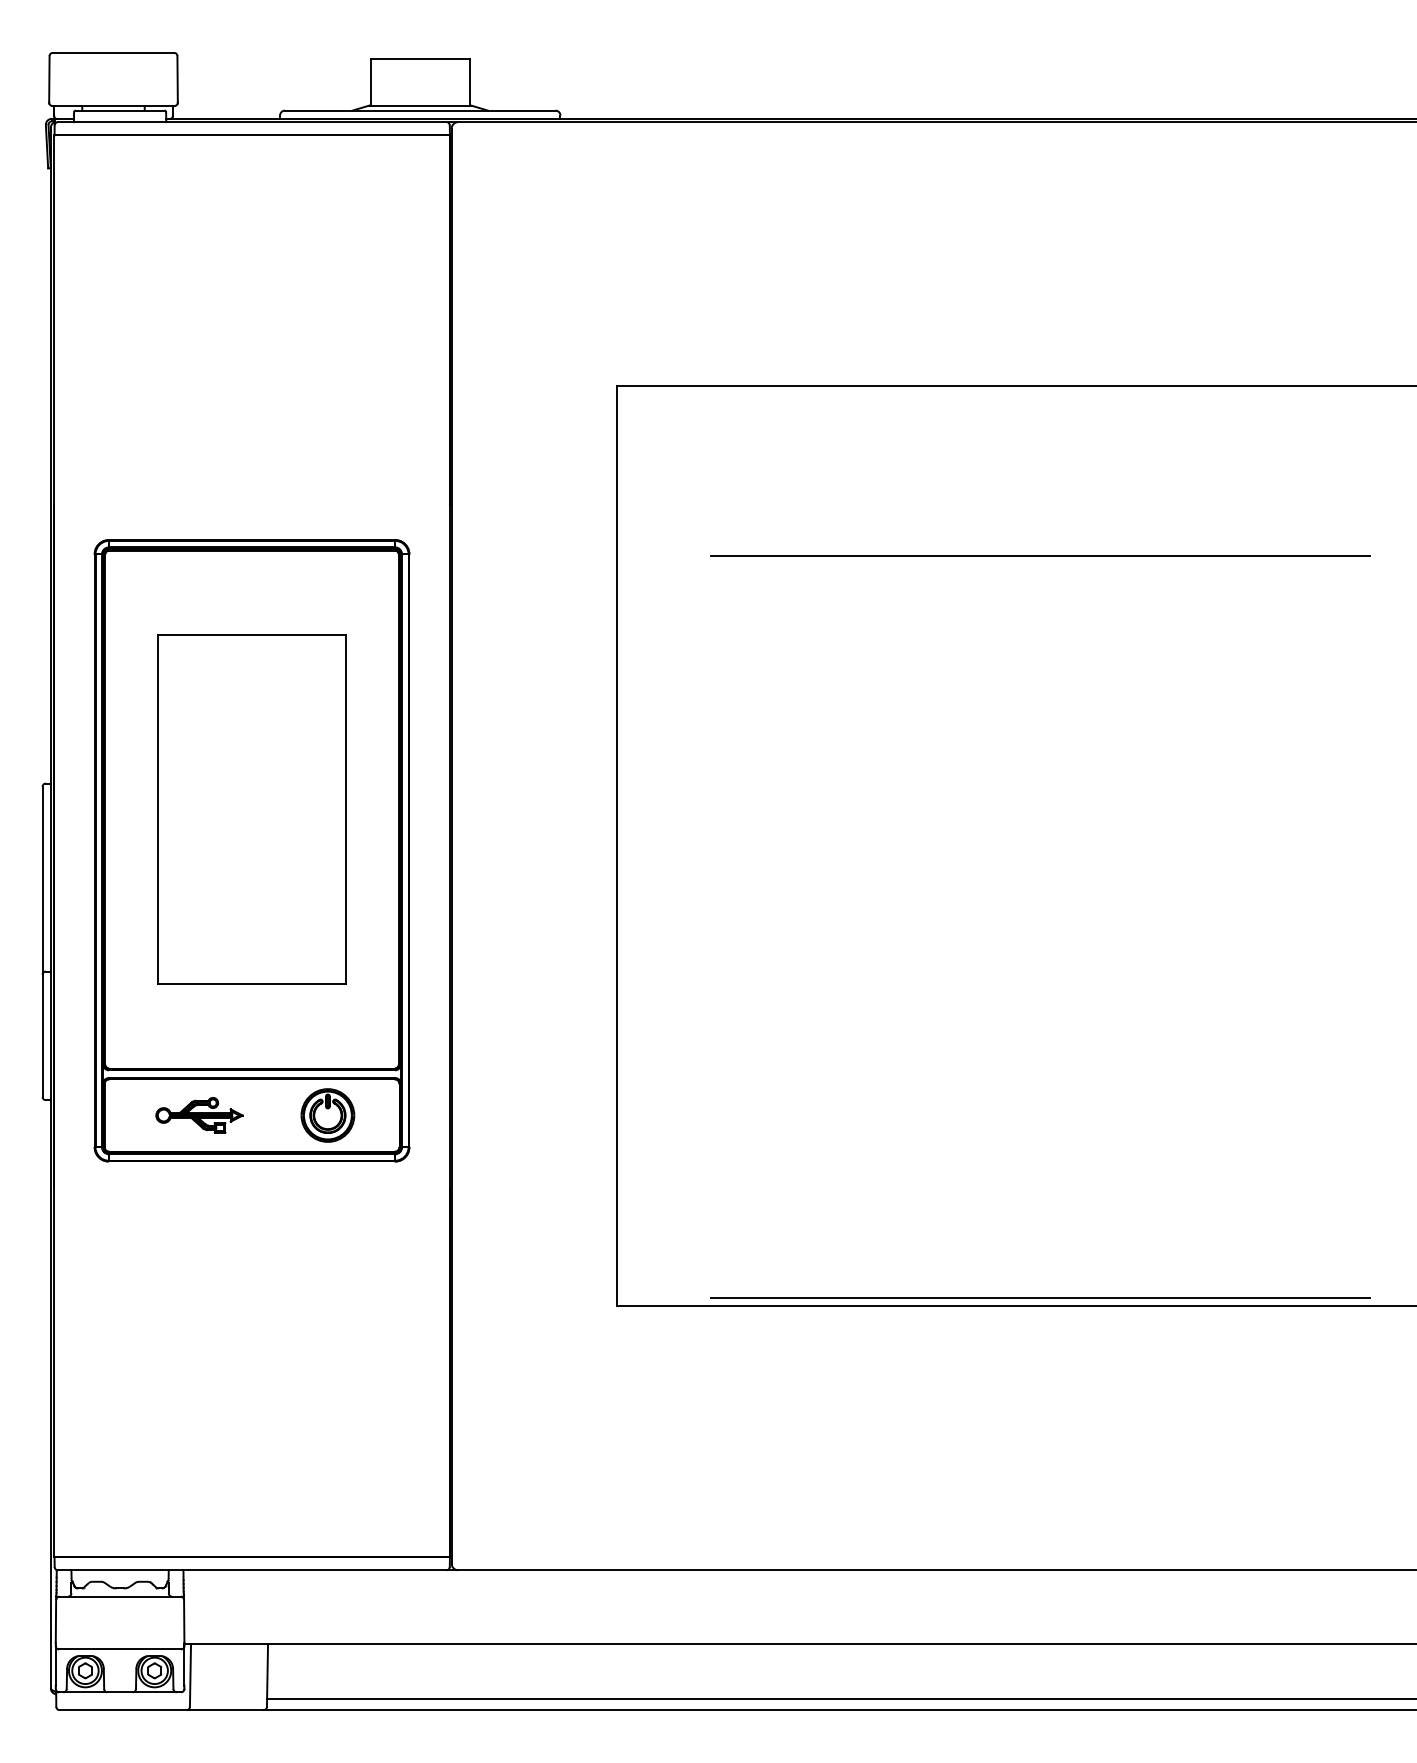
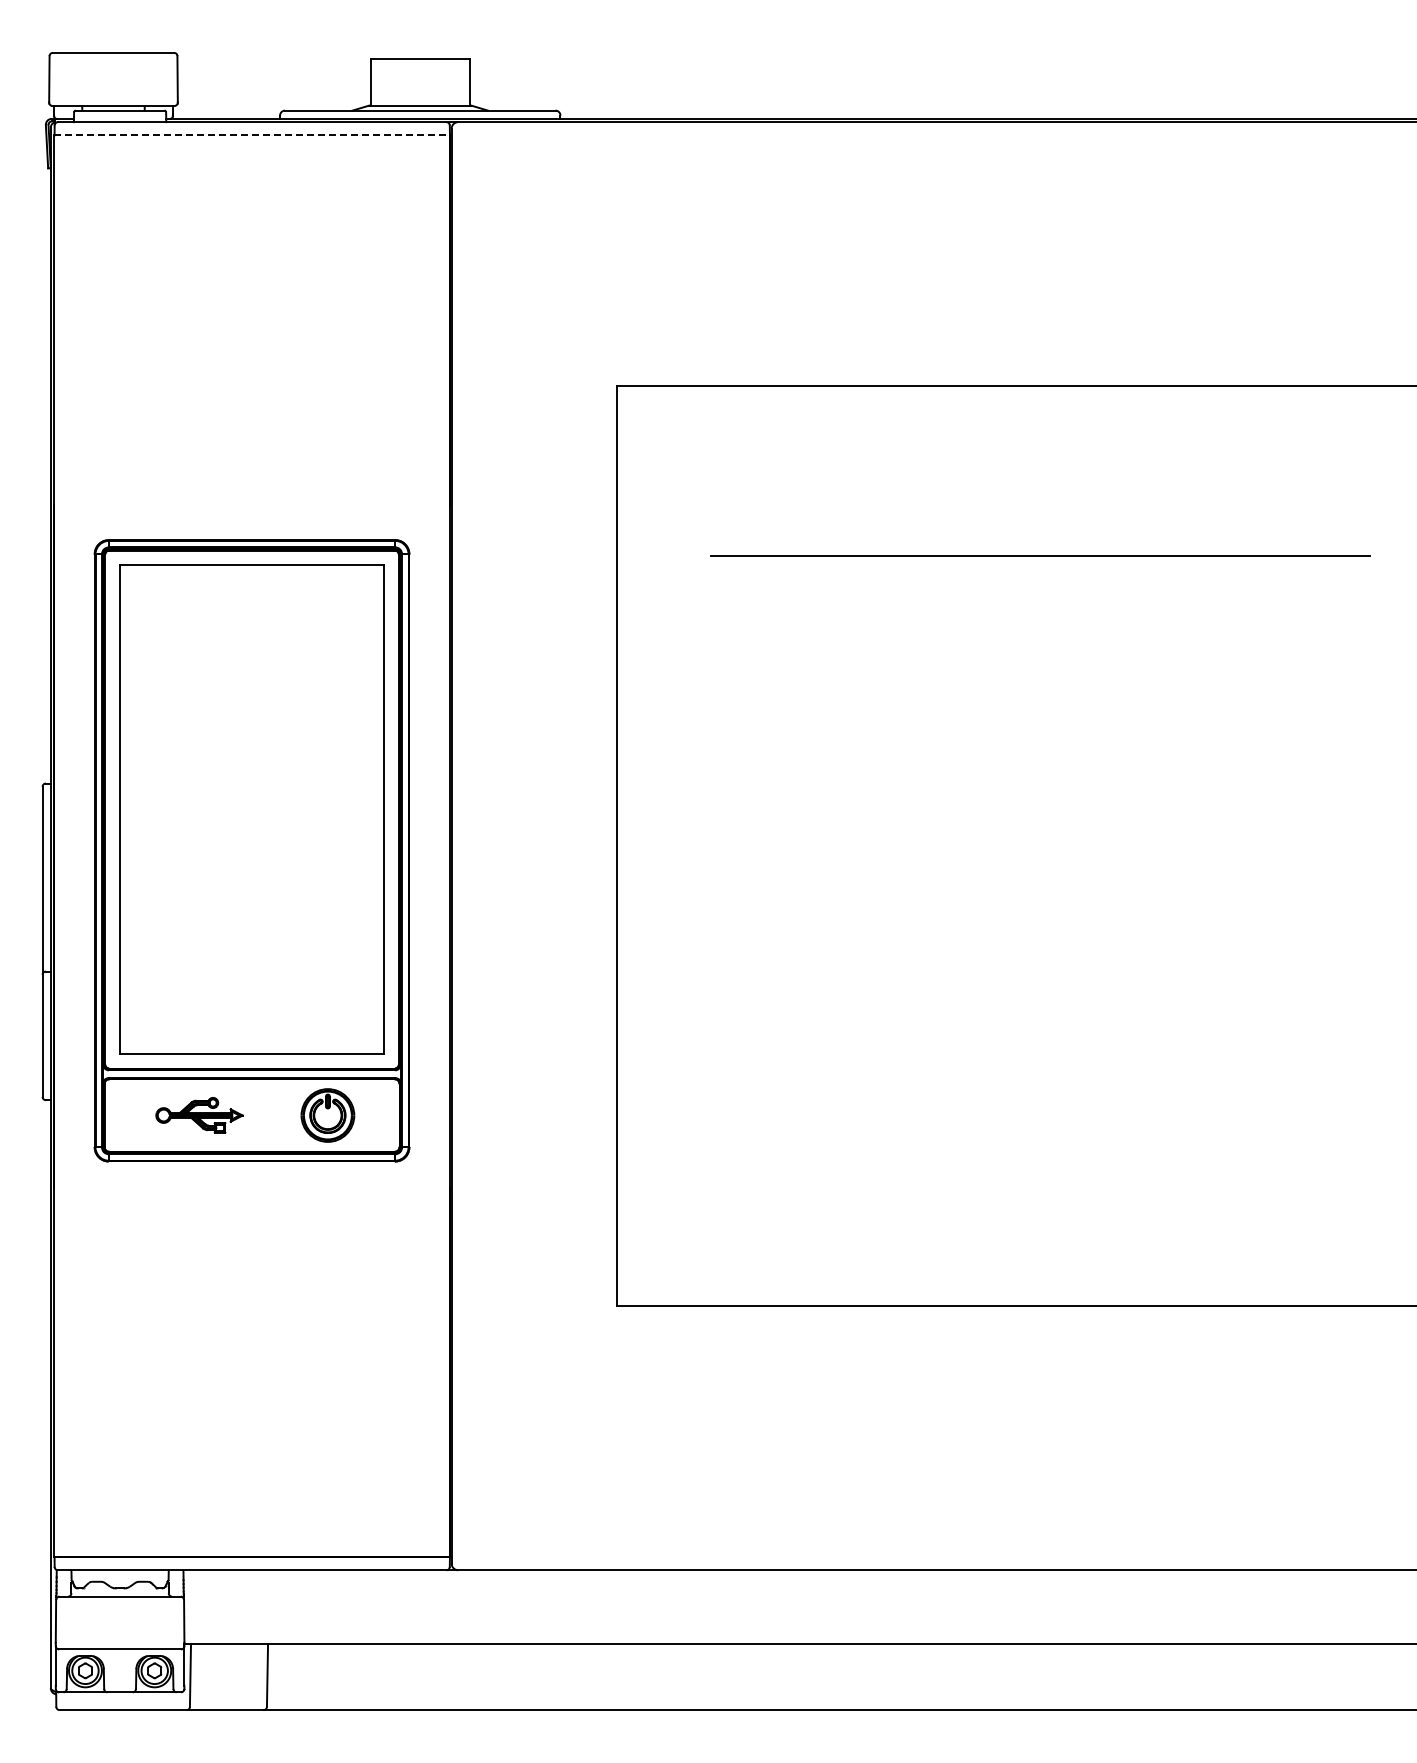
line: solid -> dashed (252, 135)
part size: 190x351 px -> 266x491 px (251, 809)
line: present -> none (1040, 1297)
line: present -> none (840, 1698)
